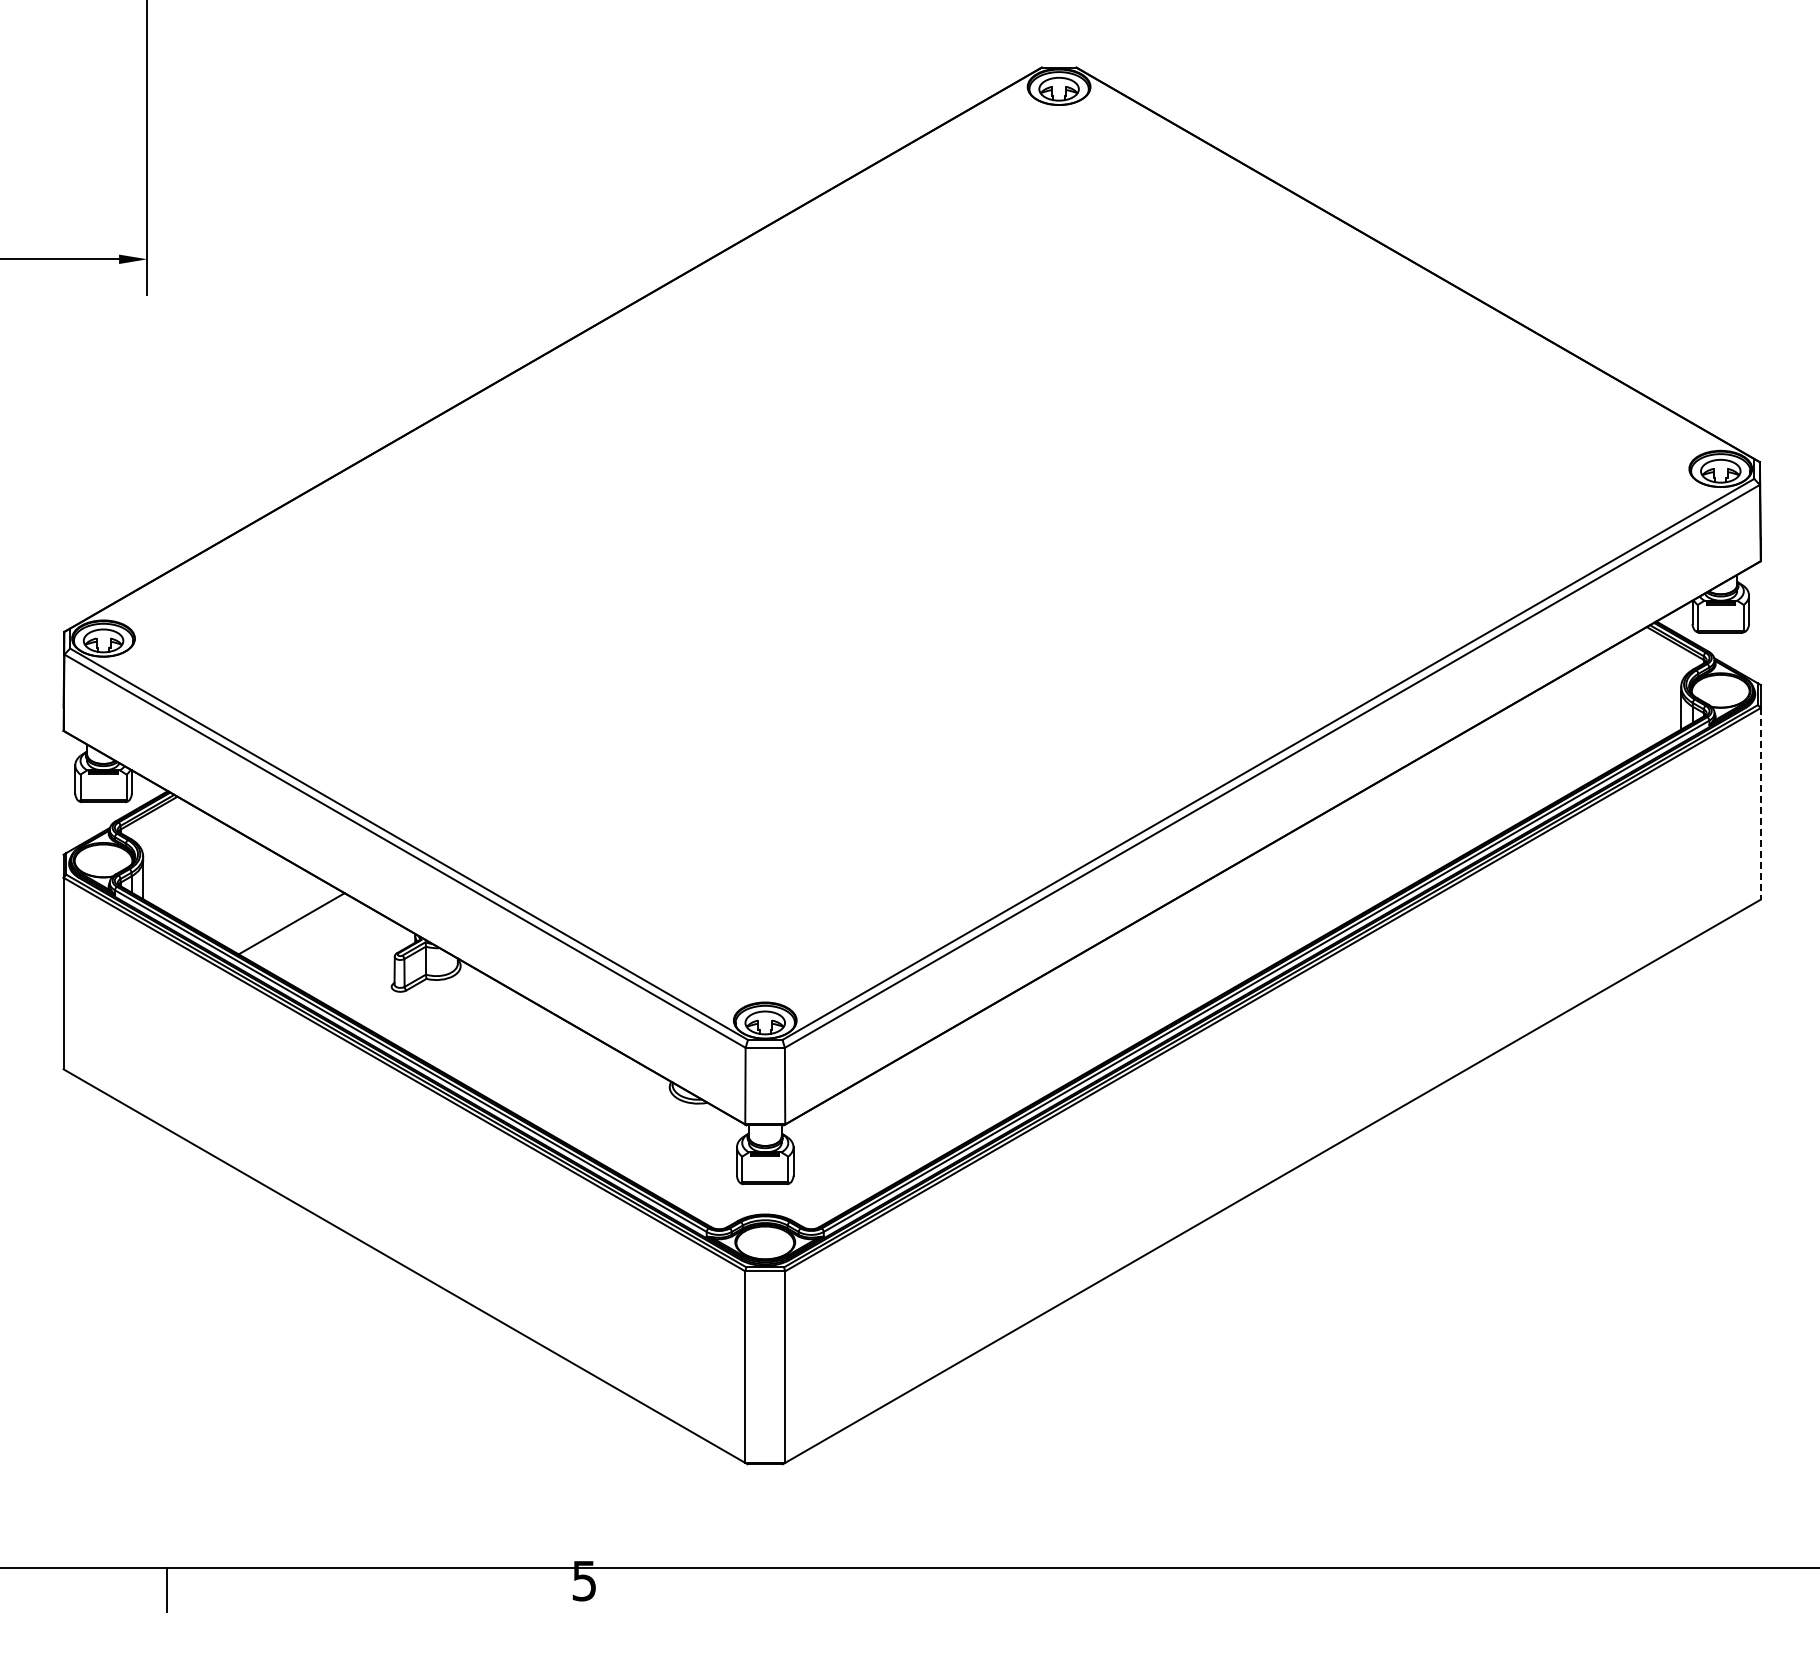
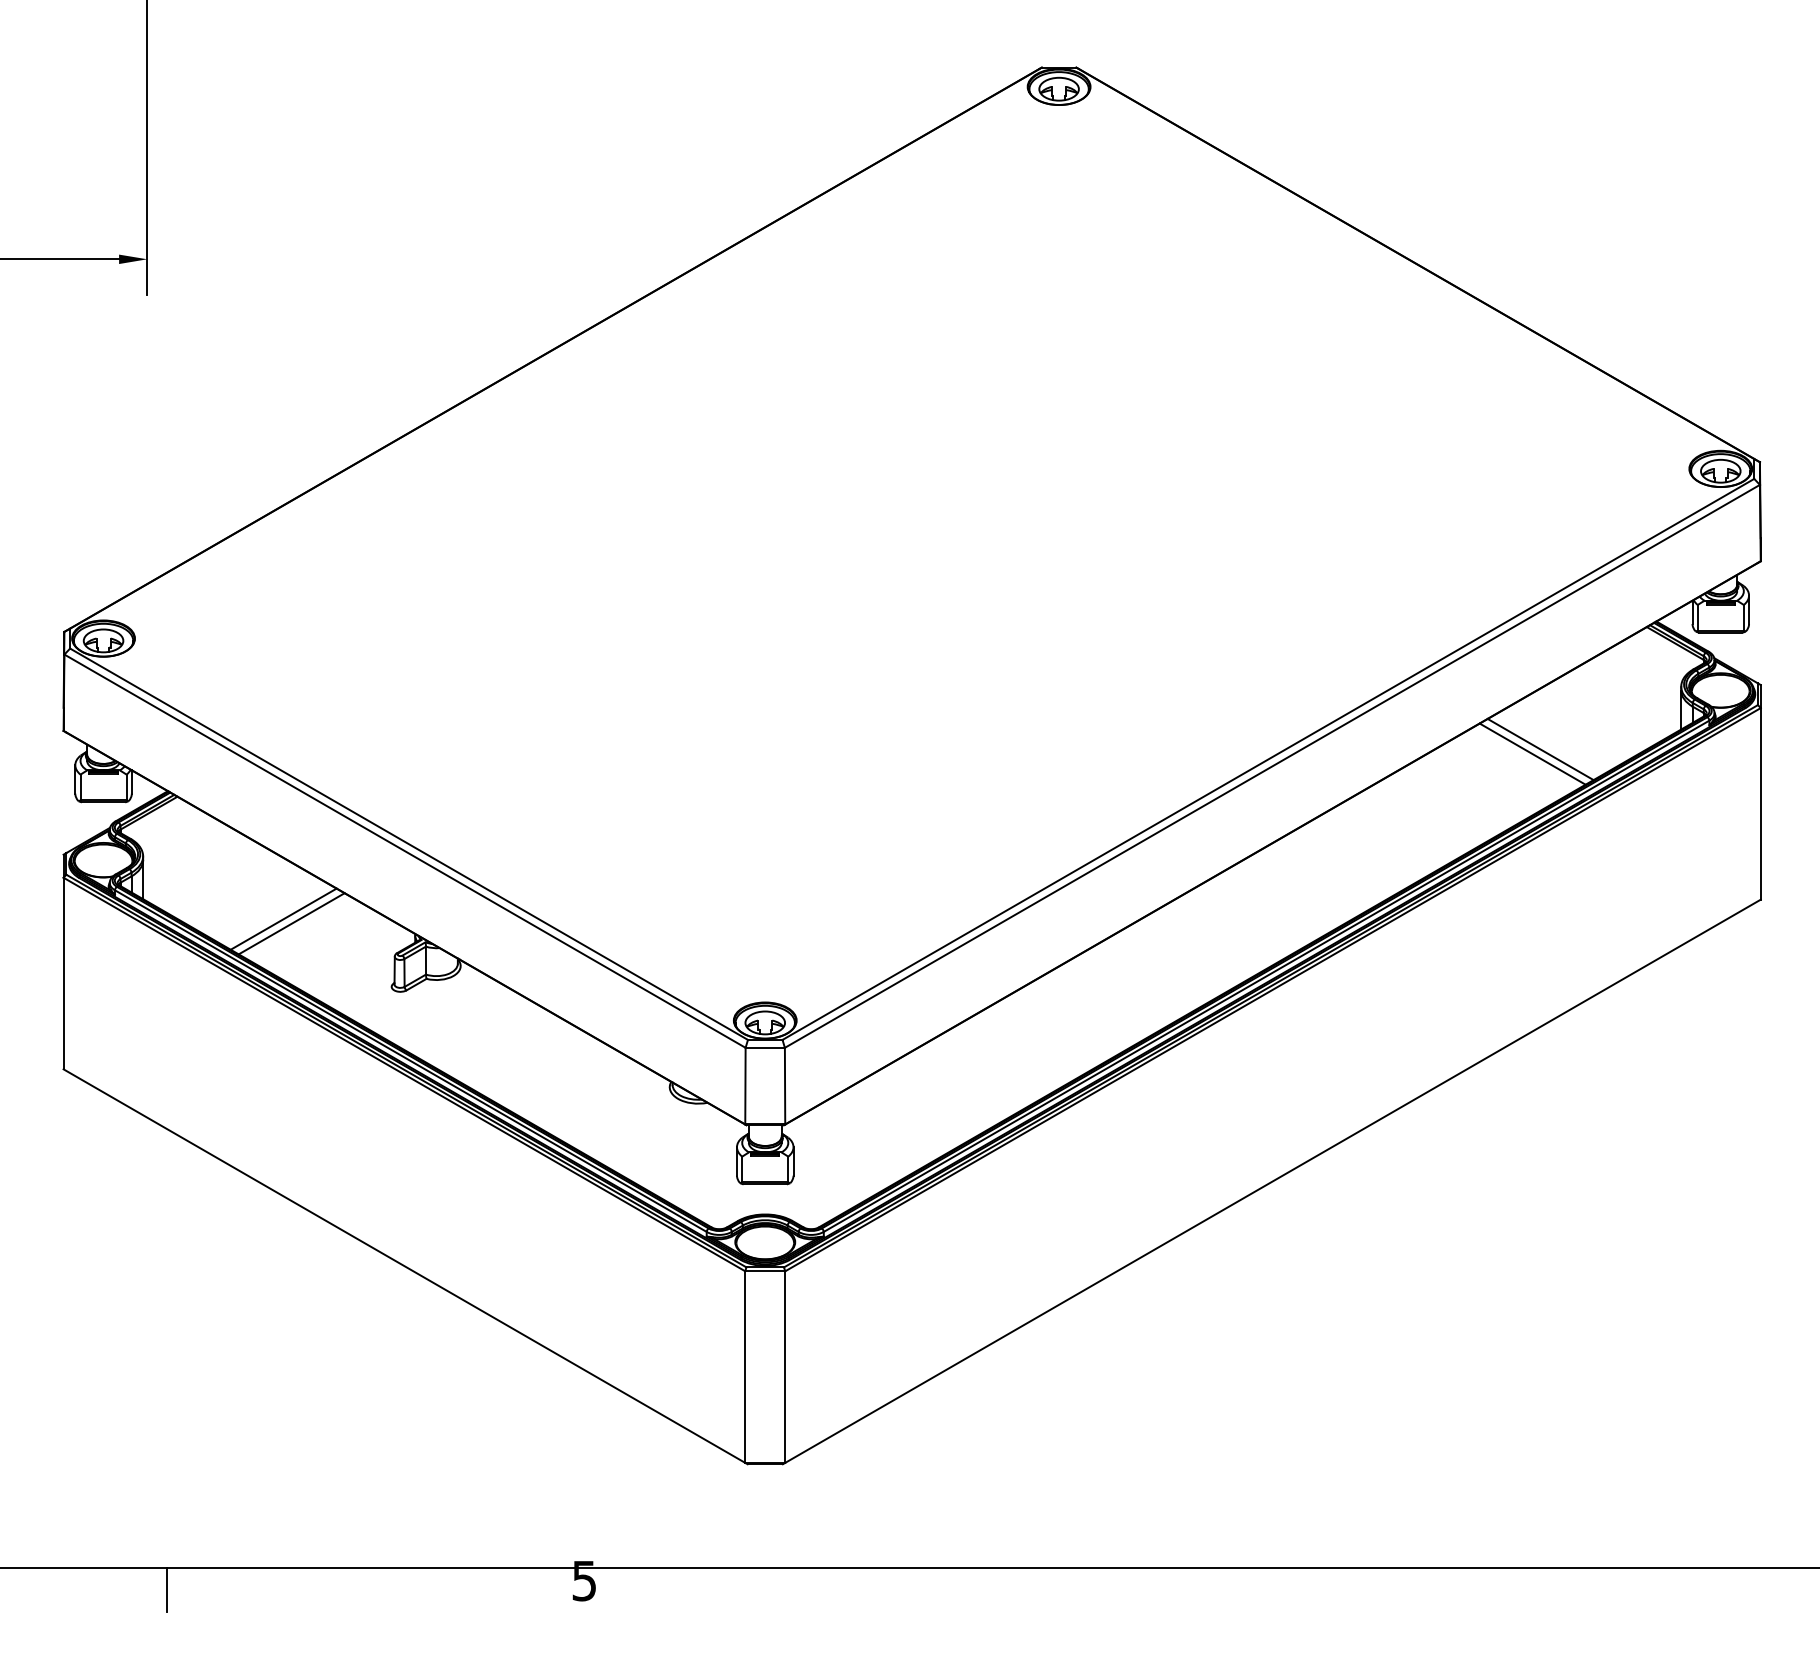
line: none -> present (1540, 749)
line: none -> present (1532, 753)
line: dashed -> solid (1760, 803)
line: none -> present (283, 918)
